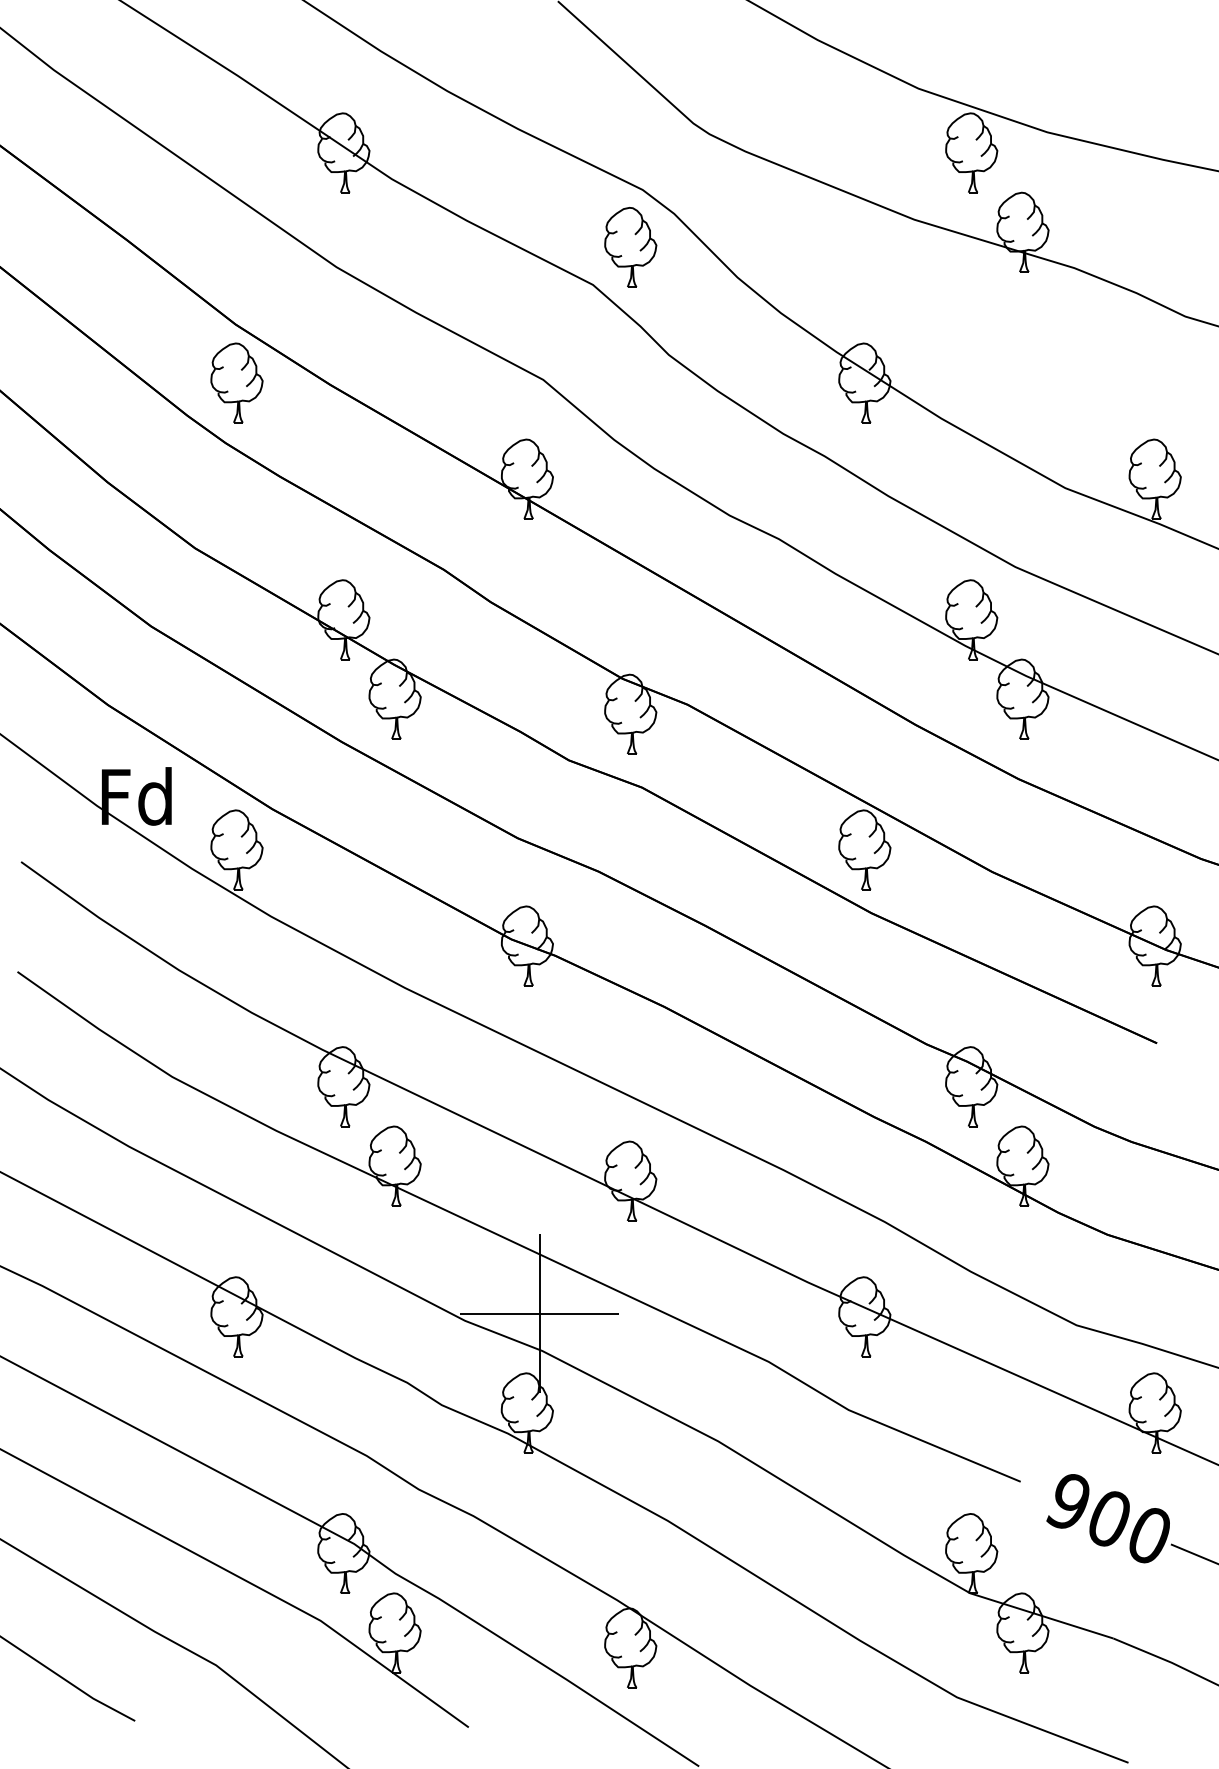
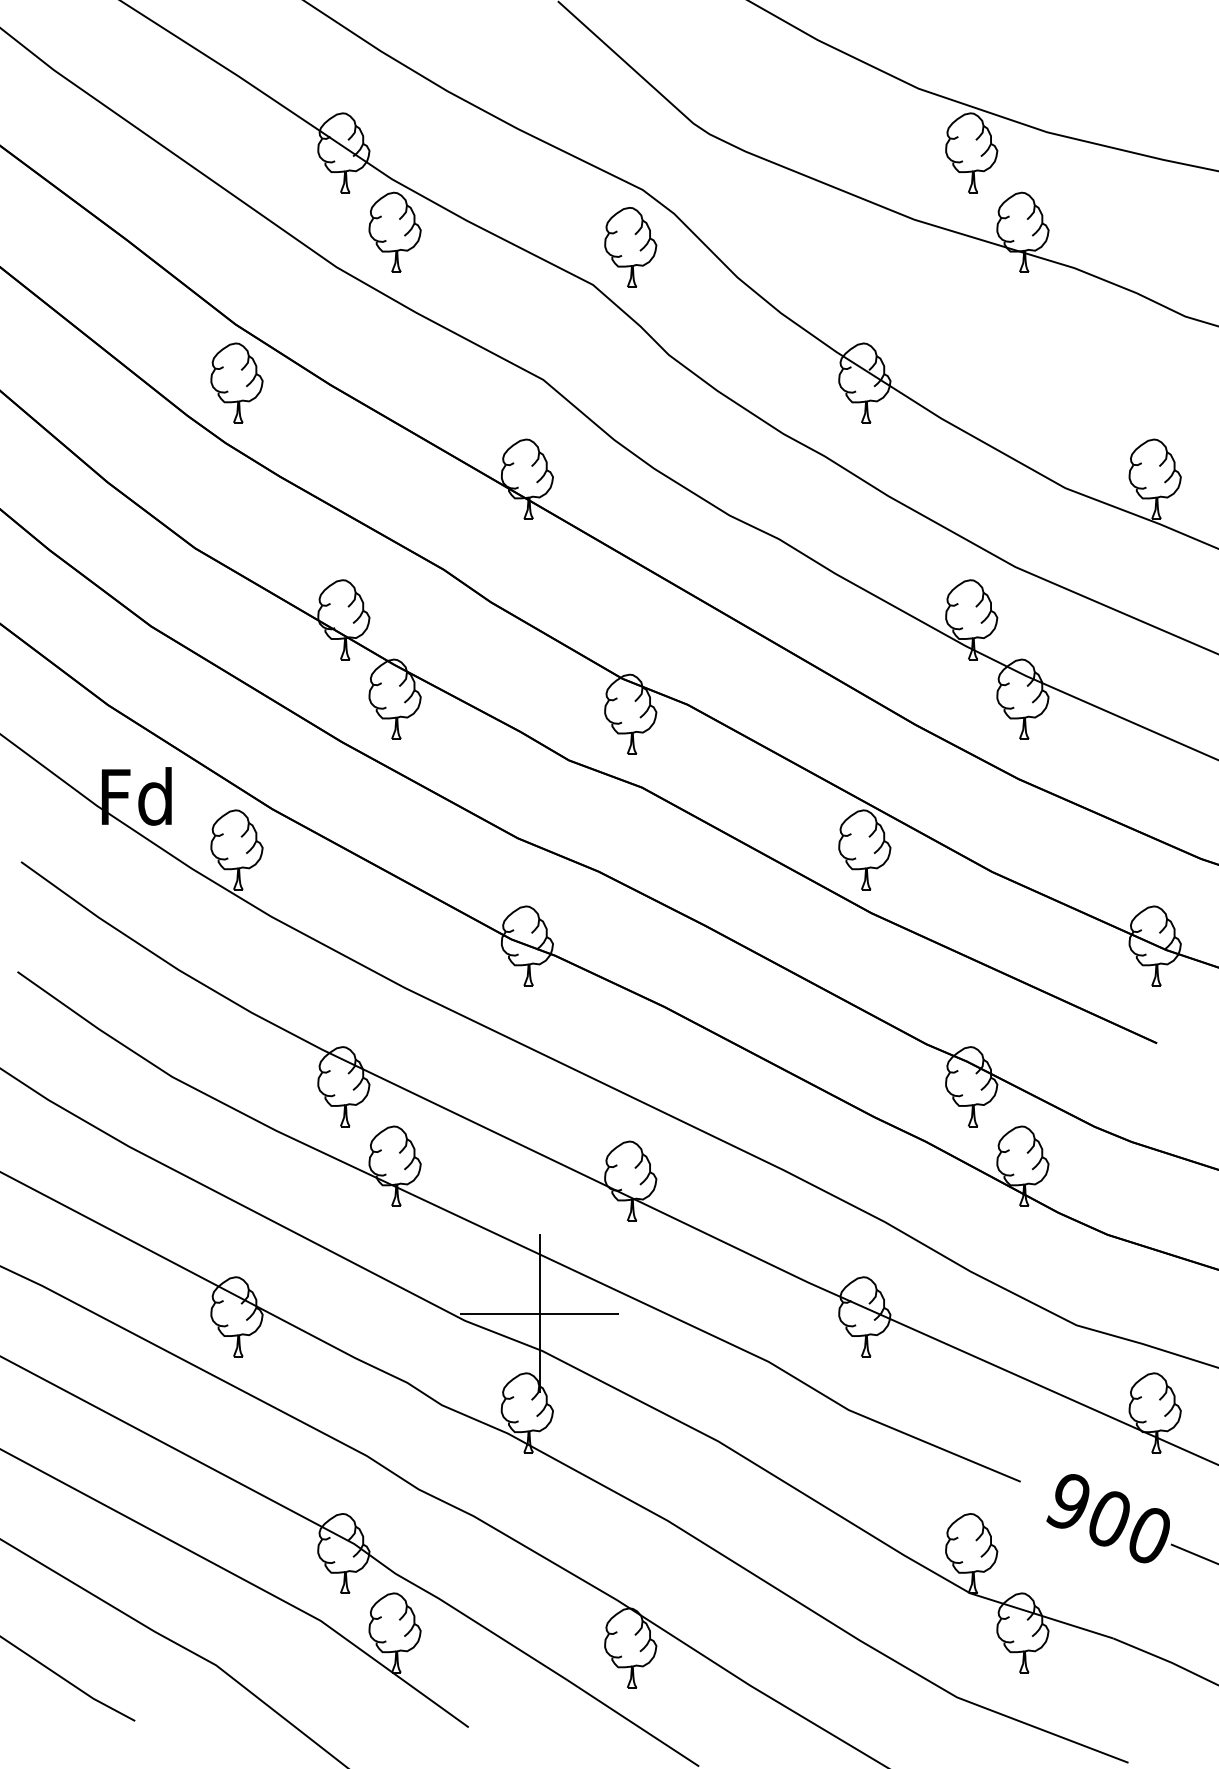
part: none -> present (394, 231)
